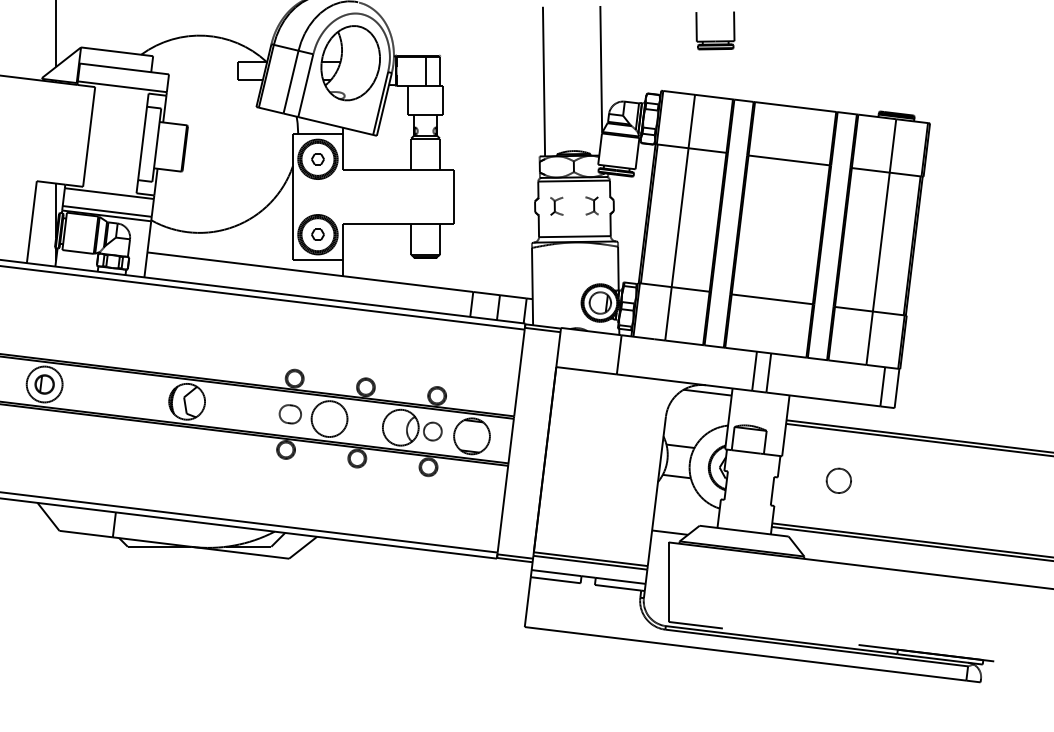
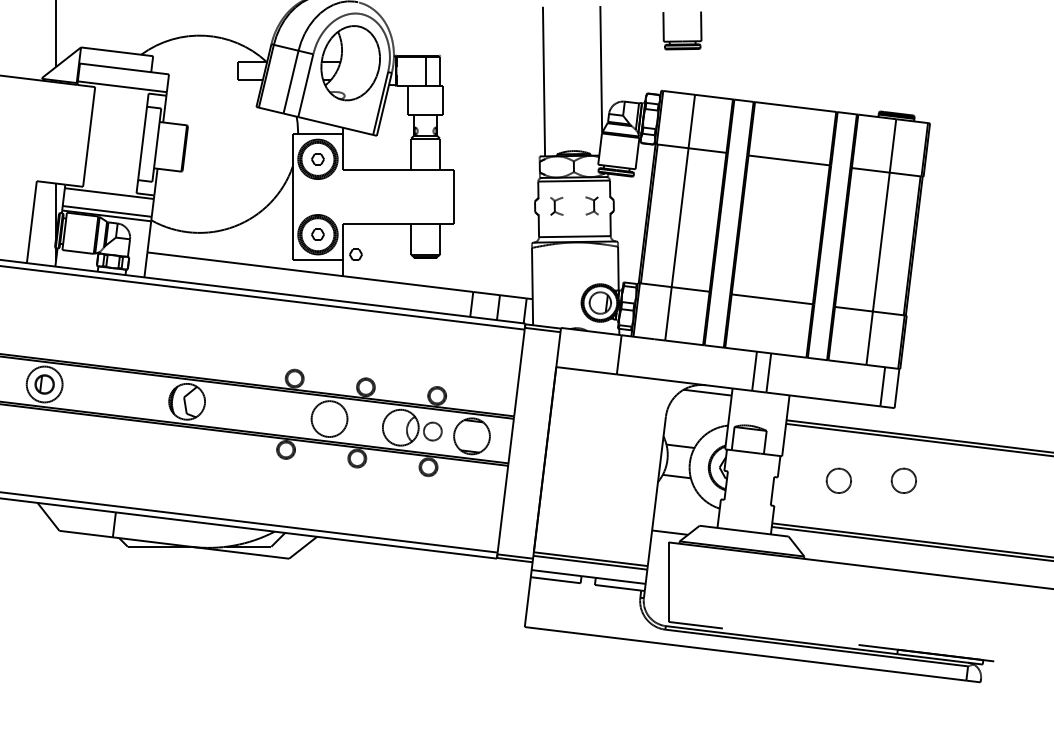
part position: (715, 40) -> (682, 40) (682, 40)
part: none -> present (355, 254)
part: present -> none (289, 414)
circle: none -> present (903, 480)
